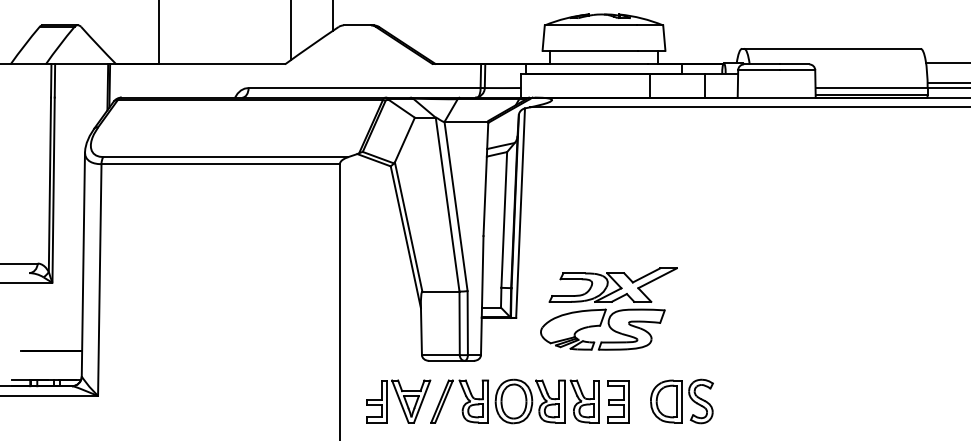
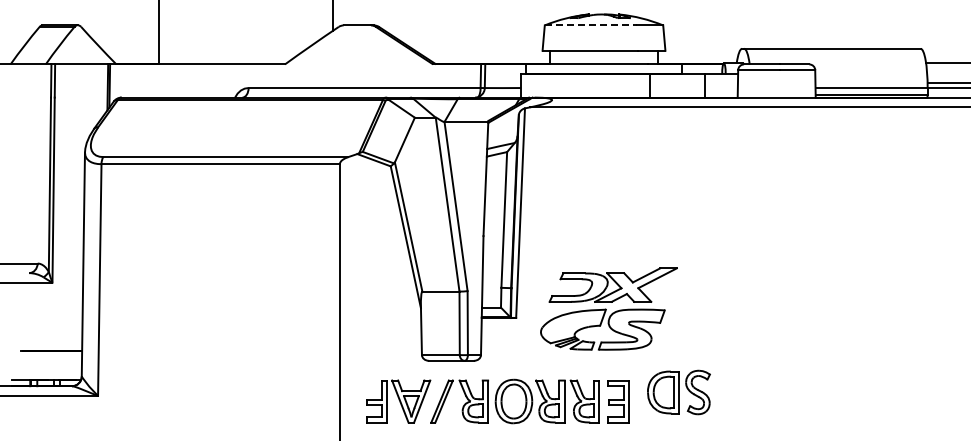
line: solid -> dashed (591, 25)
line: present -> none (290, 31)
part position: (681, 401) -> (678, 392) (678, 392)
